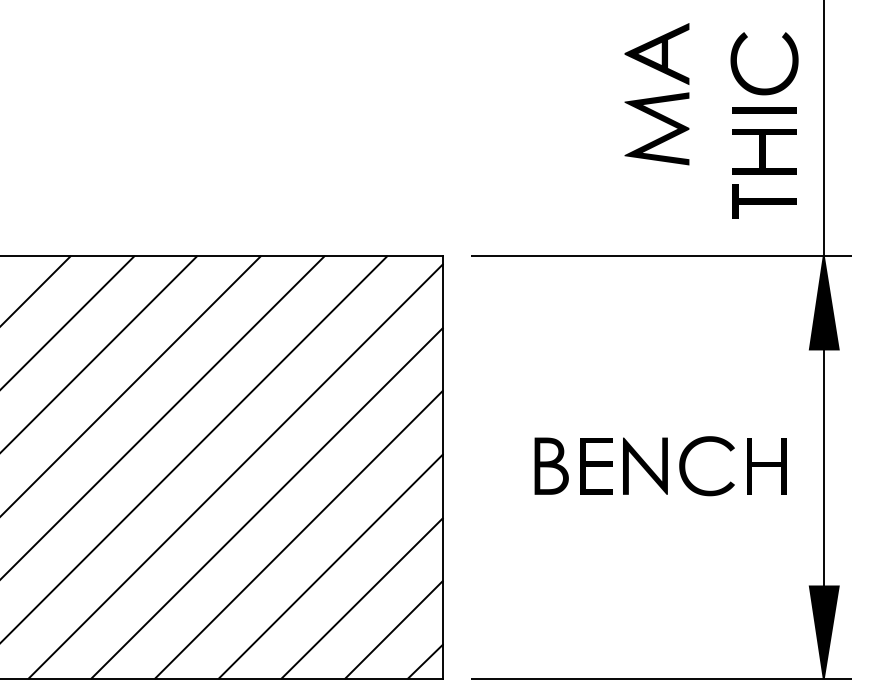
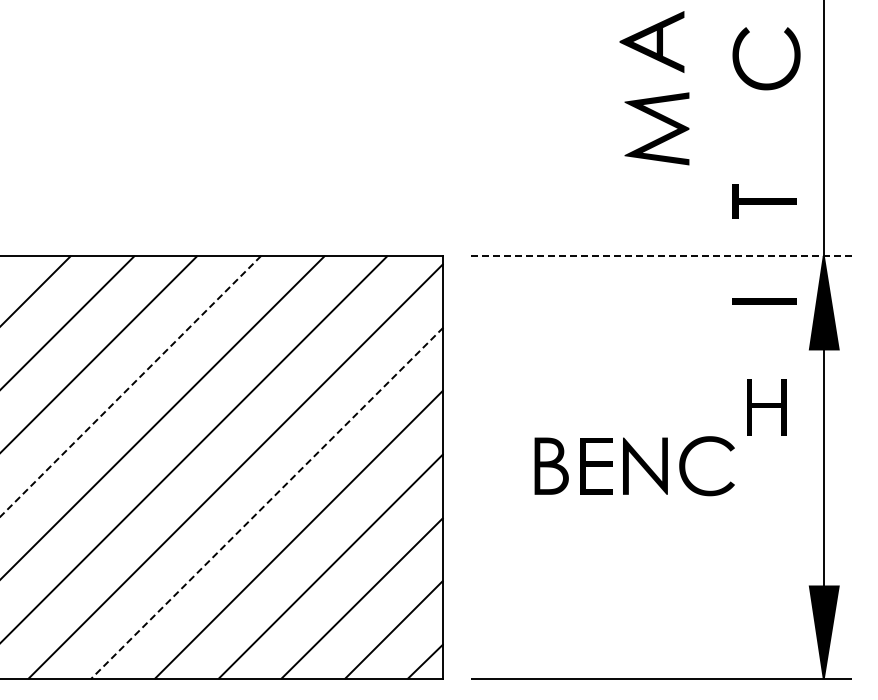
part position: (656, 53) -> (651, 41) (651, 41)
part position: (757, 87) -> (759, 82) (759, 82)
part position: (764, 110) -> (764, 301) (764, 301)
part: present -> none (764, 151)
line: solid -> dashed (661, 255)
line: solid -> dashed (130, 386)
part position: (766, 466) -> (766, 407) (766, 407)
line: solid -> dashed (267, 503)
